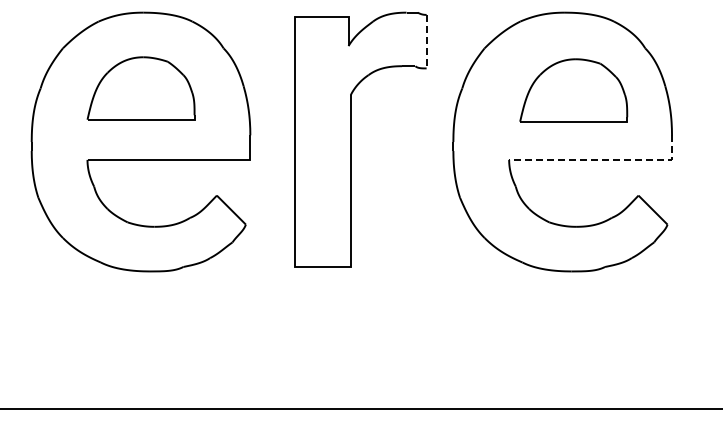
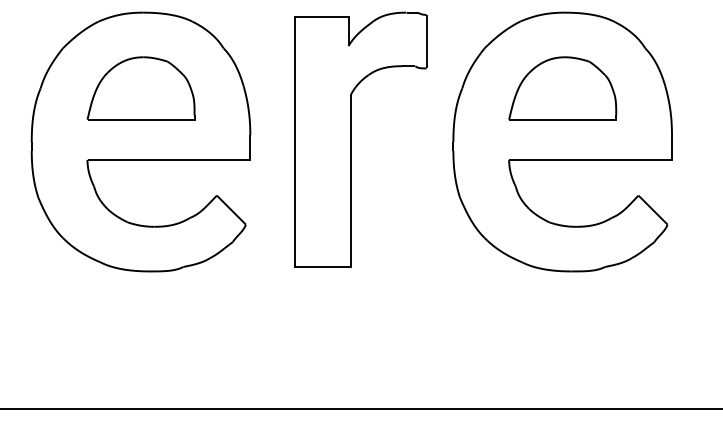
line: dashed -> solid (426, 41)
part position: (573, 90) -> (562, 88) (562, 88)
line: dashed -> solid (603, 159)
